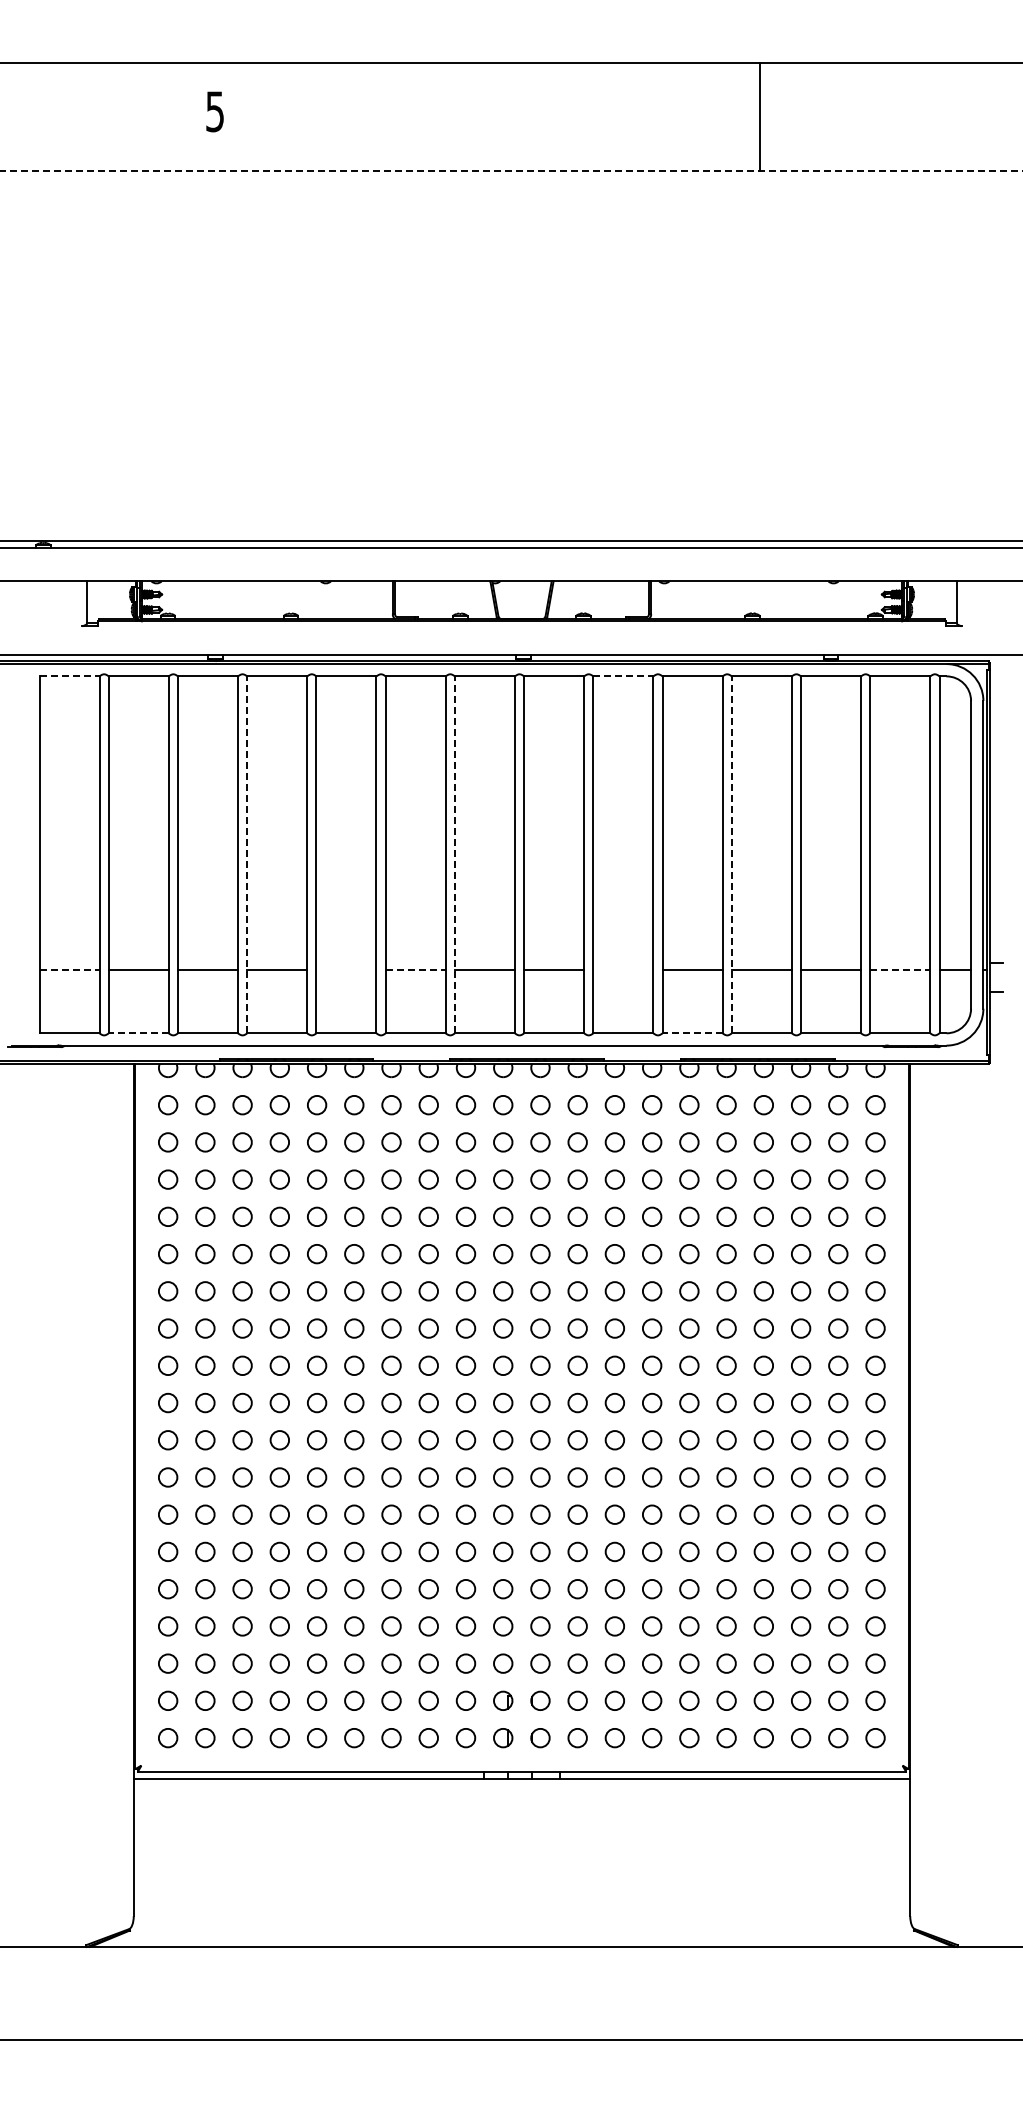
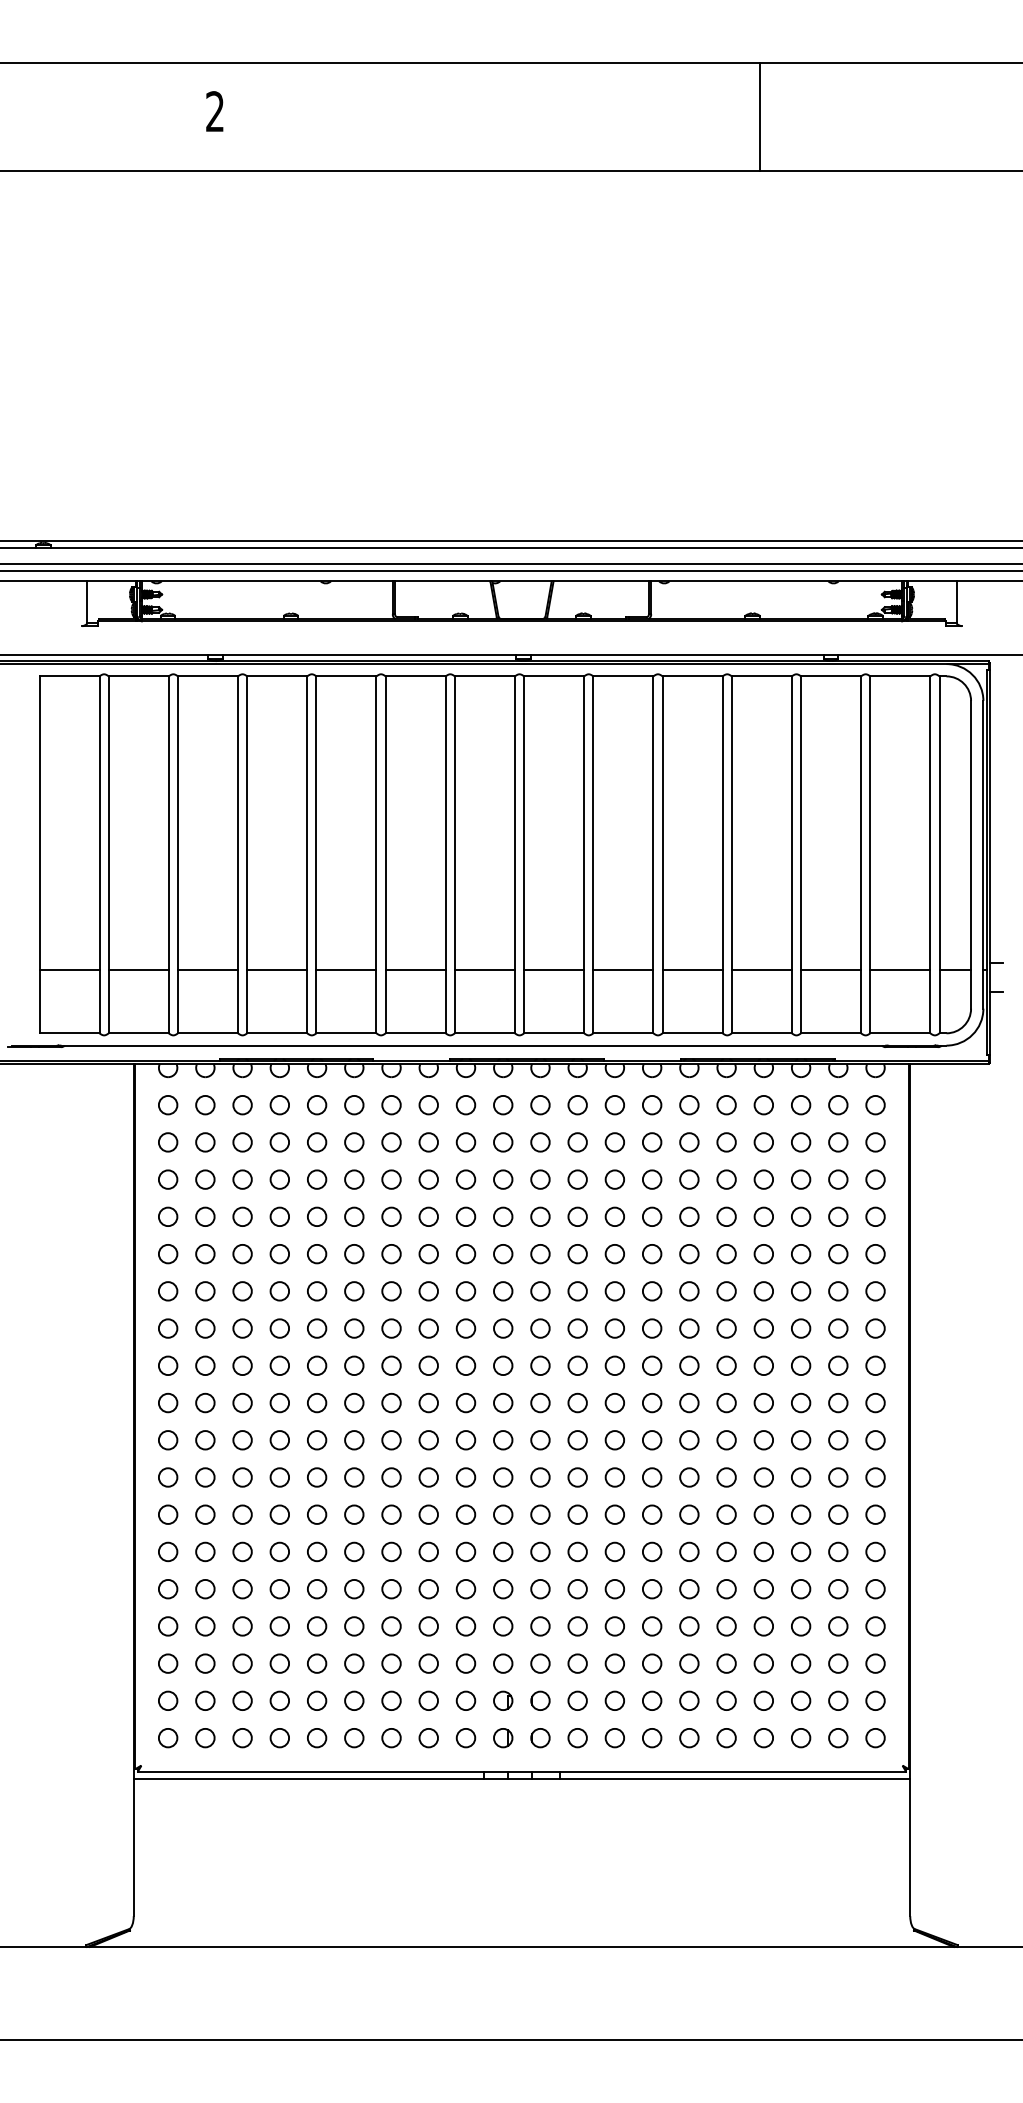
text: 5 -> 2 (214, 111)
line: dashed -> solid (510, 170)
line: none -> present (510, 563)
line: none -> present (510, 570)
line: dashed -> solid (70, 676)
line: dashed -> solid (623, 676)
line: dashed -> solid (247, 854)
line: dashed -> solid (454, 854)
line: dashed -> solid (731, 854)
line: dashed -> solid (70, 970)
line: none -> present (346, 970)
line: dashed -> solid (416, 970)
line: none -> present (623, 970)
line: dashed -> solid (900, 970)
line: dashed -> solid (138, 1033)
line: dashed -> solid (692, 1033)
